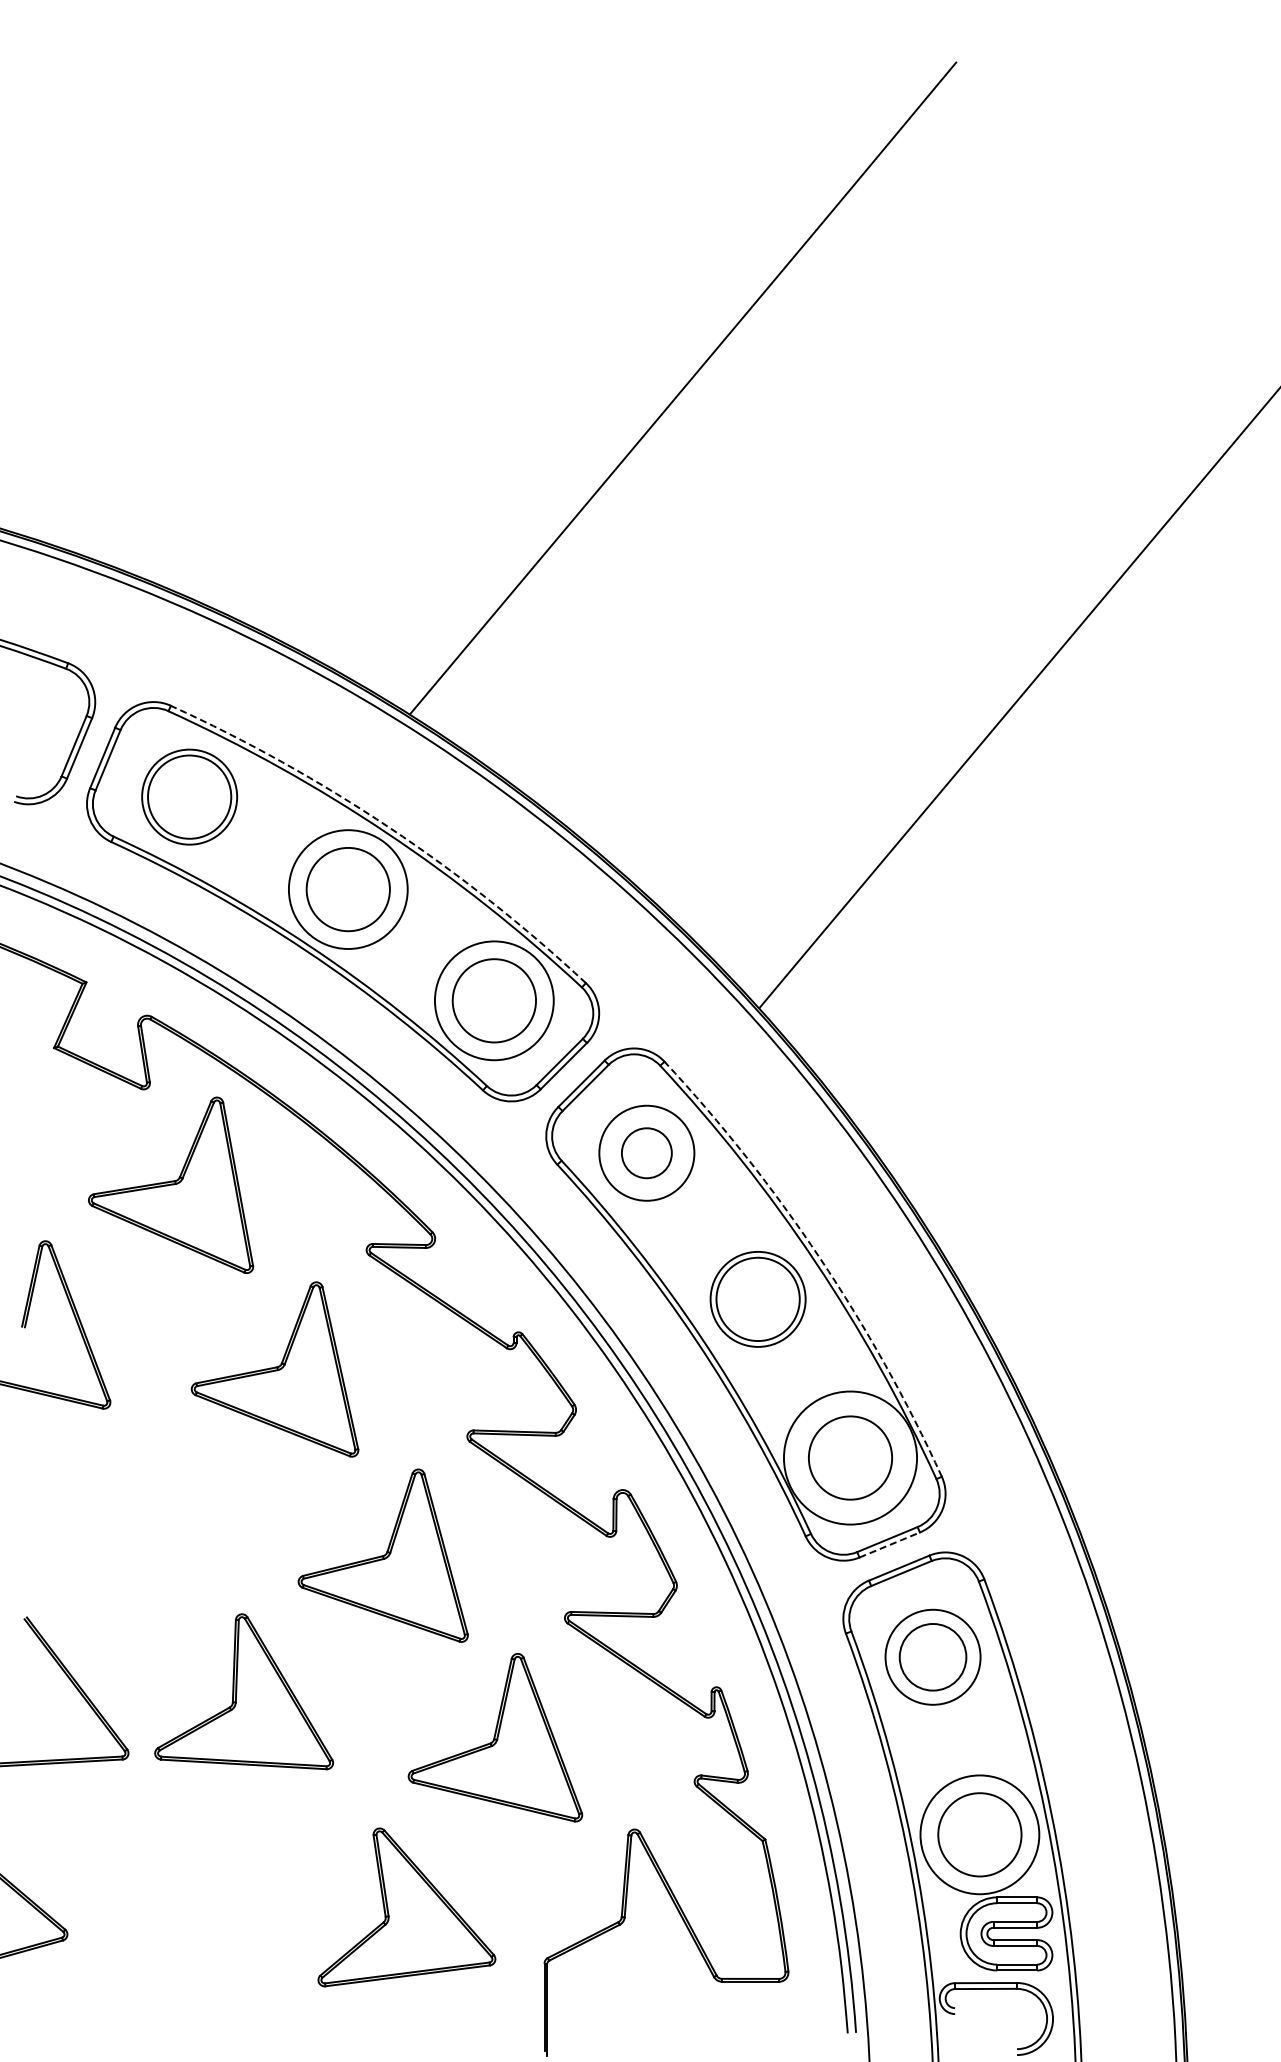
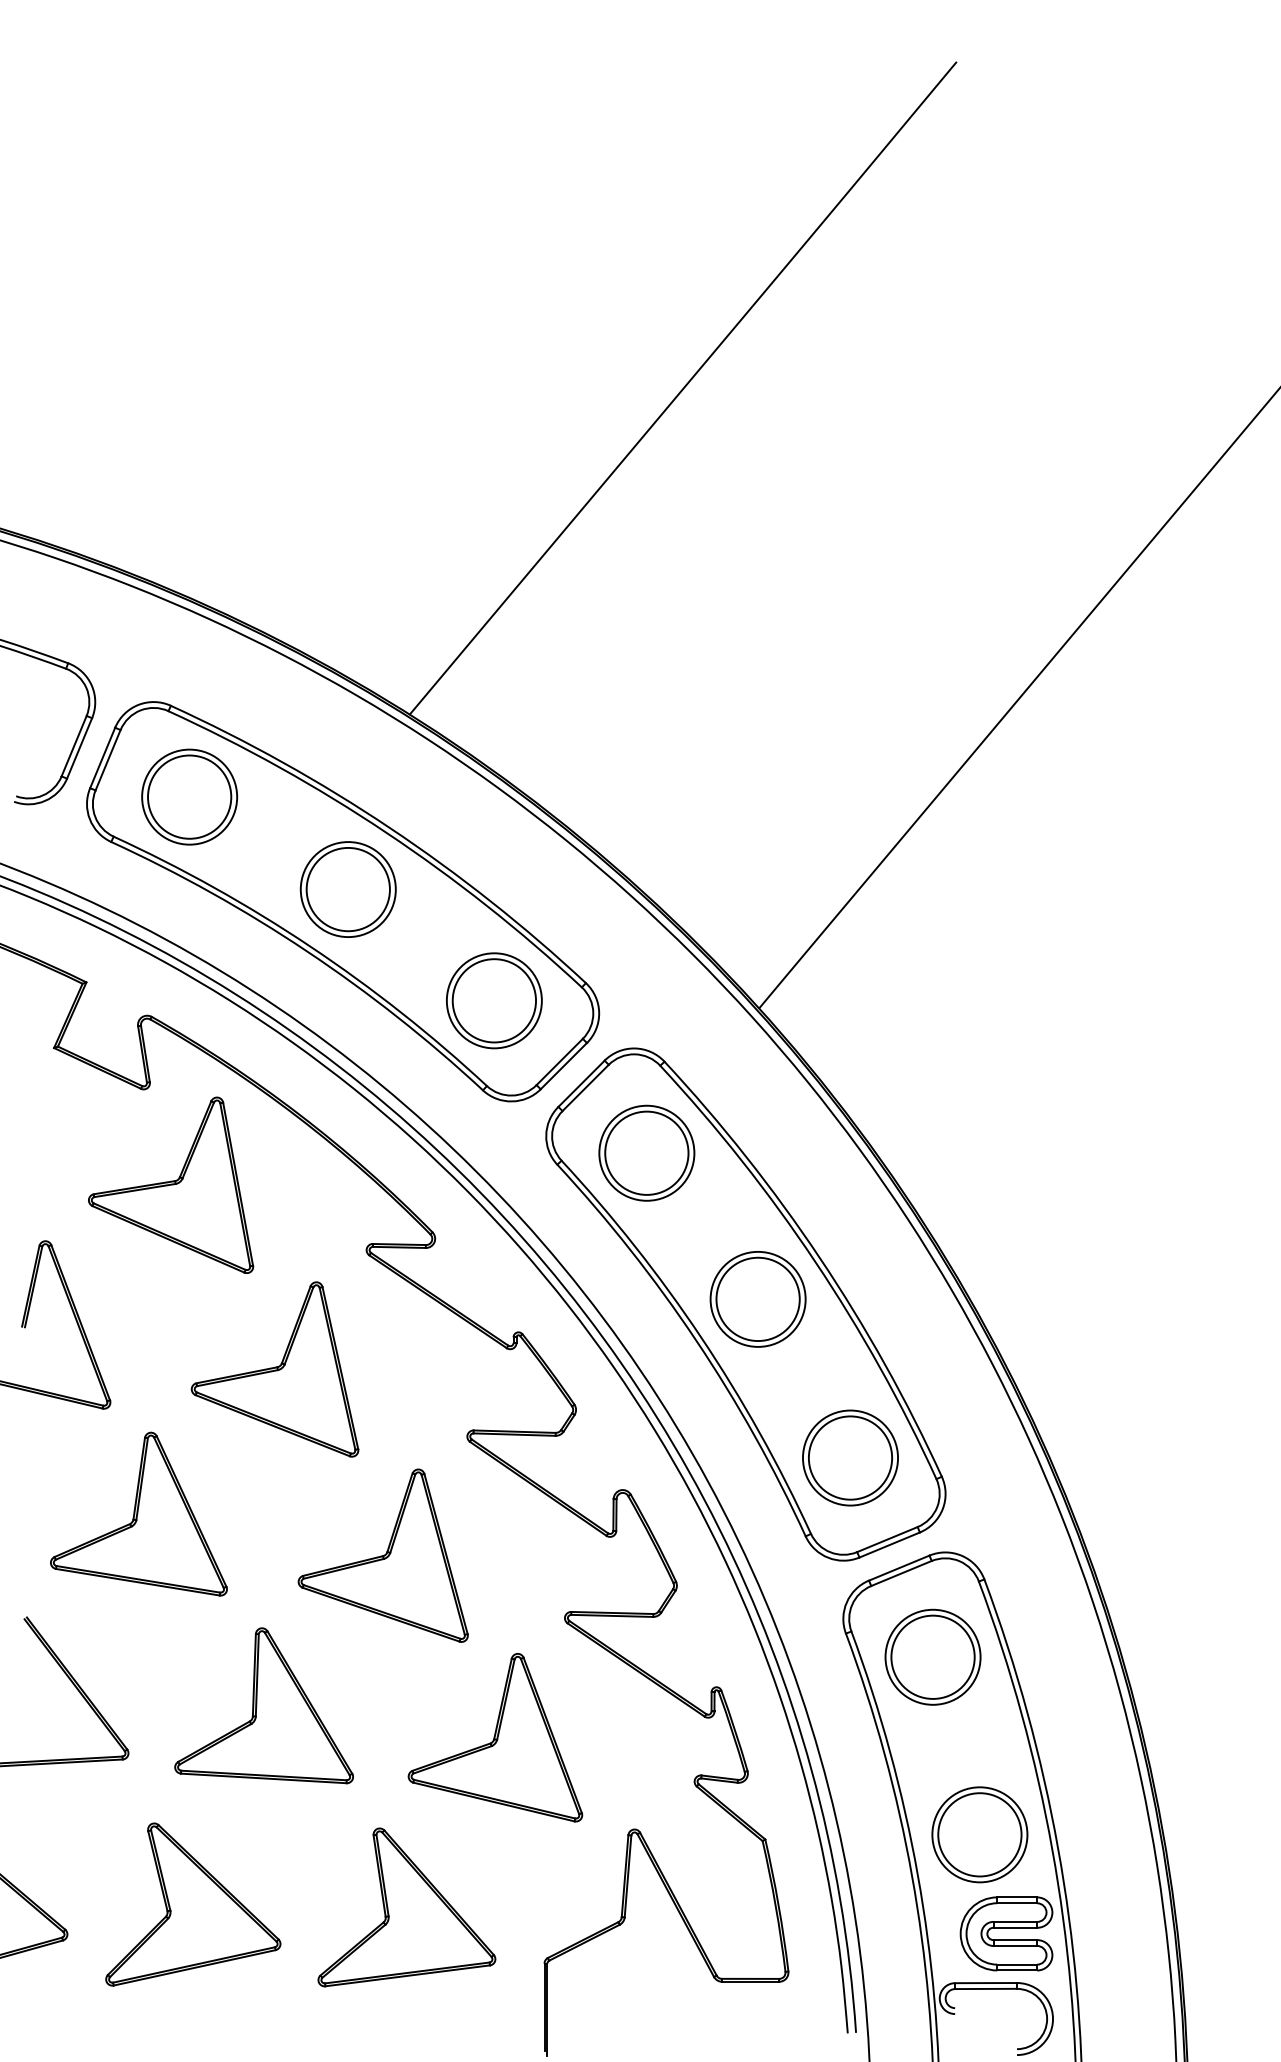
arc: dashed -> solid (389, 827)
circle diameter: 119 px -> 95 px (347, 889)
circle diameter: 119 px -> 95 px (493, 1000)
circle diameter: 50 px -> 83 px (646, 1152)
arc: dashed -> solid (819, 1258)
circle diameter: 133 px -> 95 px (850, 1457)
part: none -> present (138, 1513)
line: dashed -> solid (889, 1545)
circle diameter: 67 px -> 83 px (932, 1656)
part position: (243, 1691) -> (263, 1705) (263, 1705)
circle diameter: 119 px -> 95 px (979, 1834)
part: none -> present (193, 1904)
